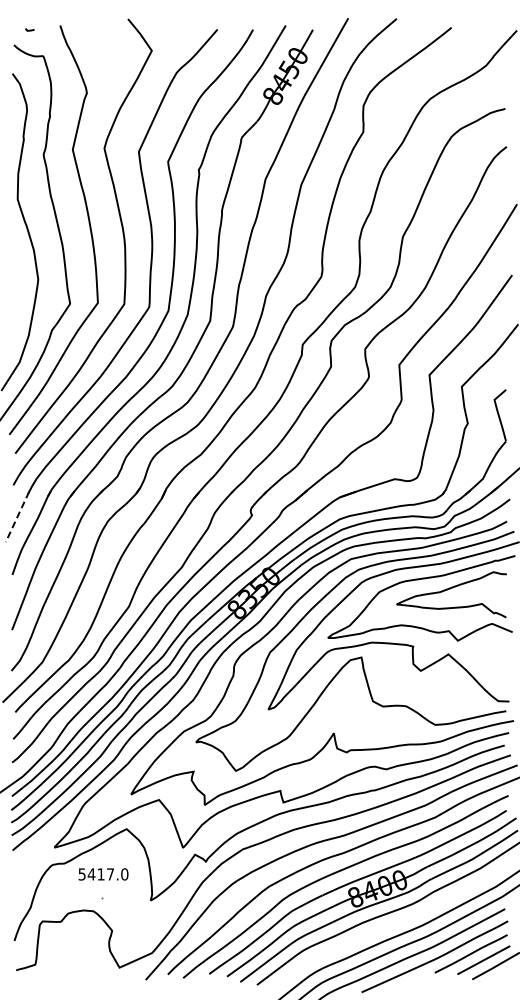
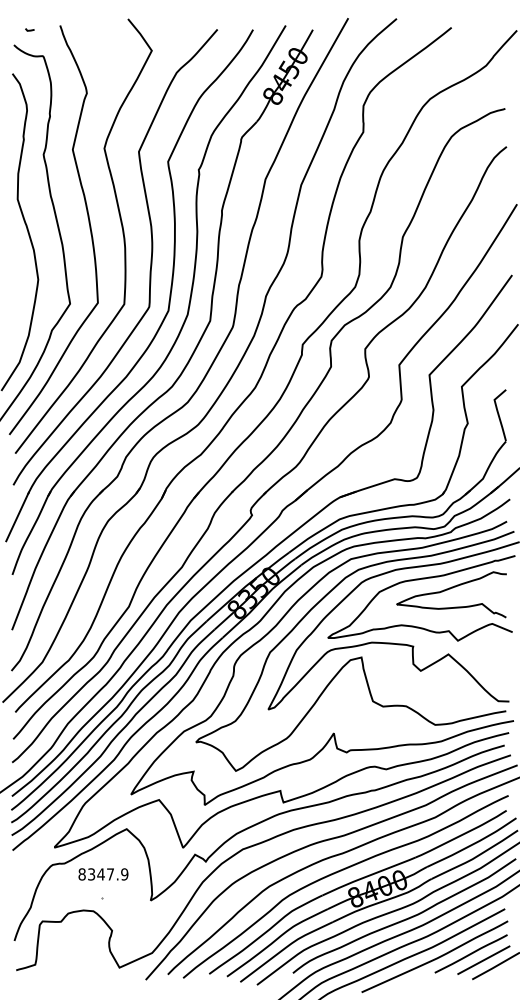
line: dashed -> solid (17, 516)
text: 5417.0 -> 8347.9 (103, 874)
curve: none -> present (405, 918)
